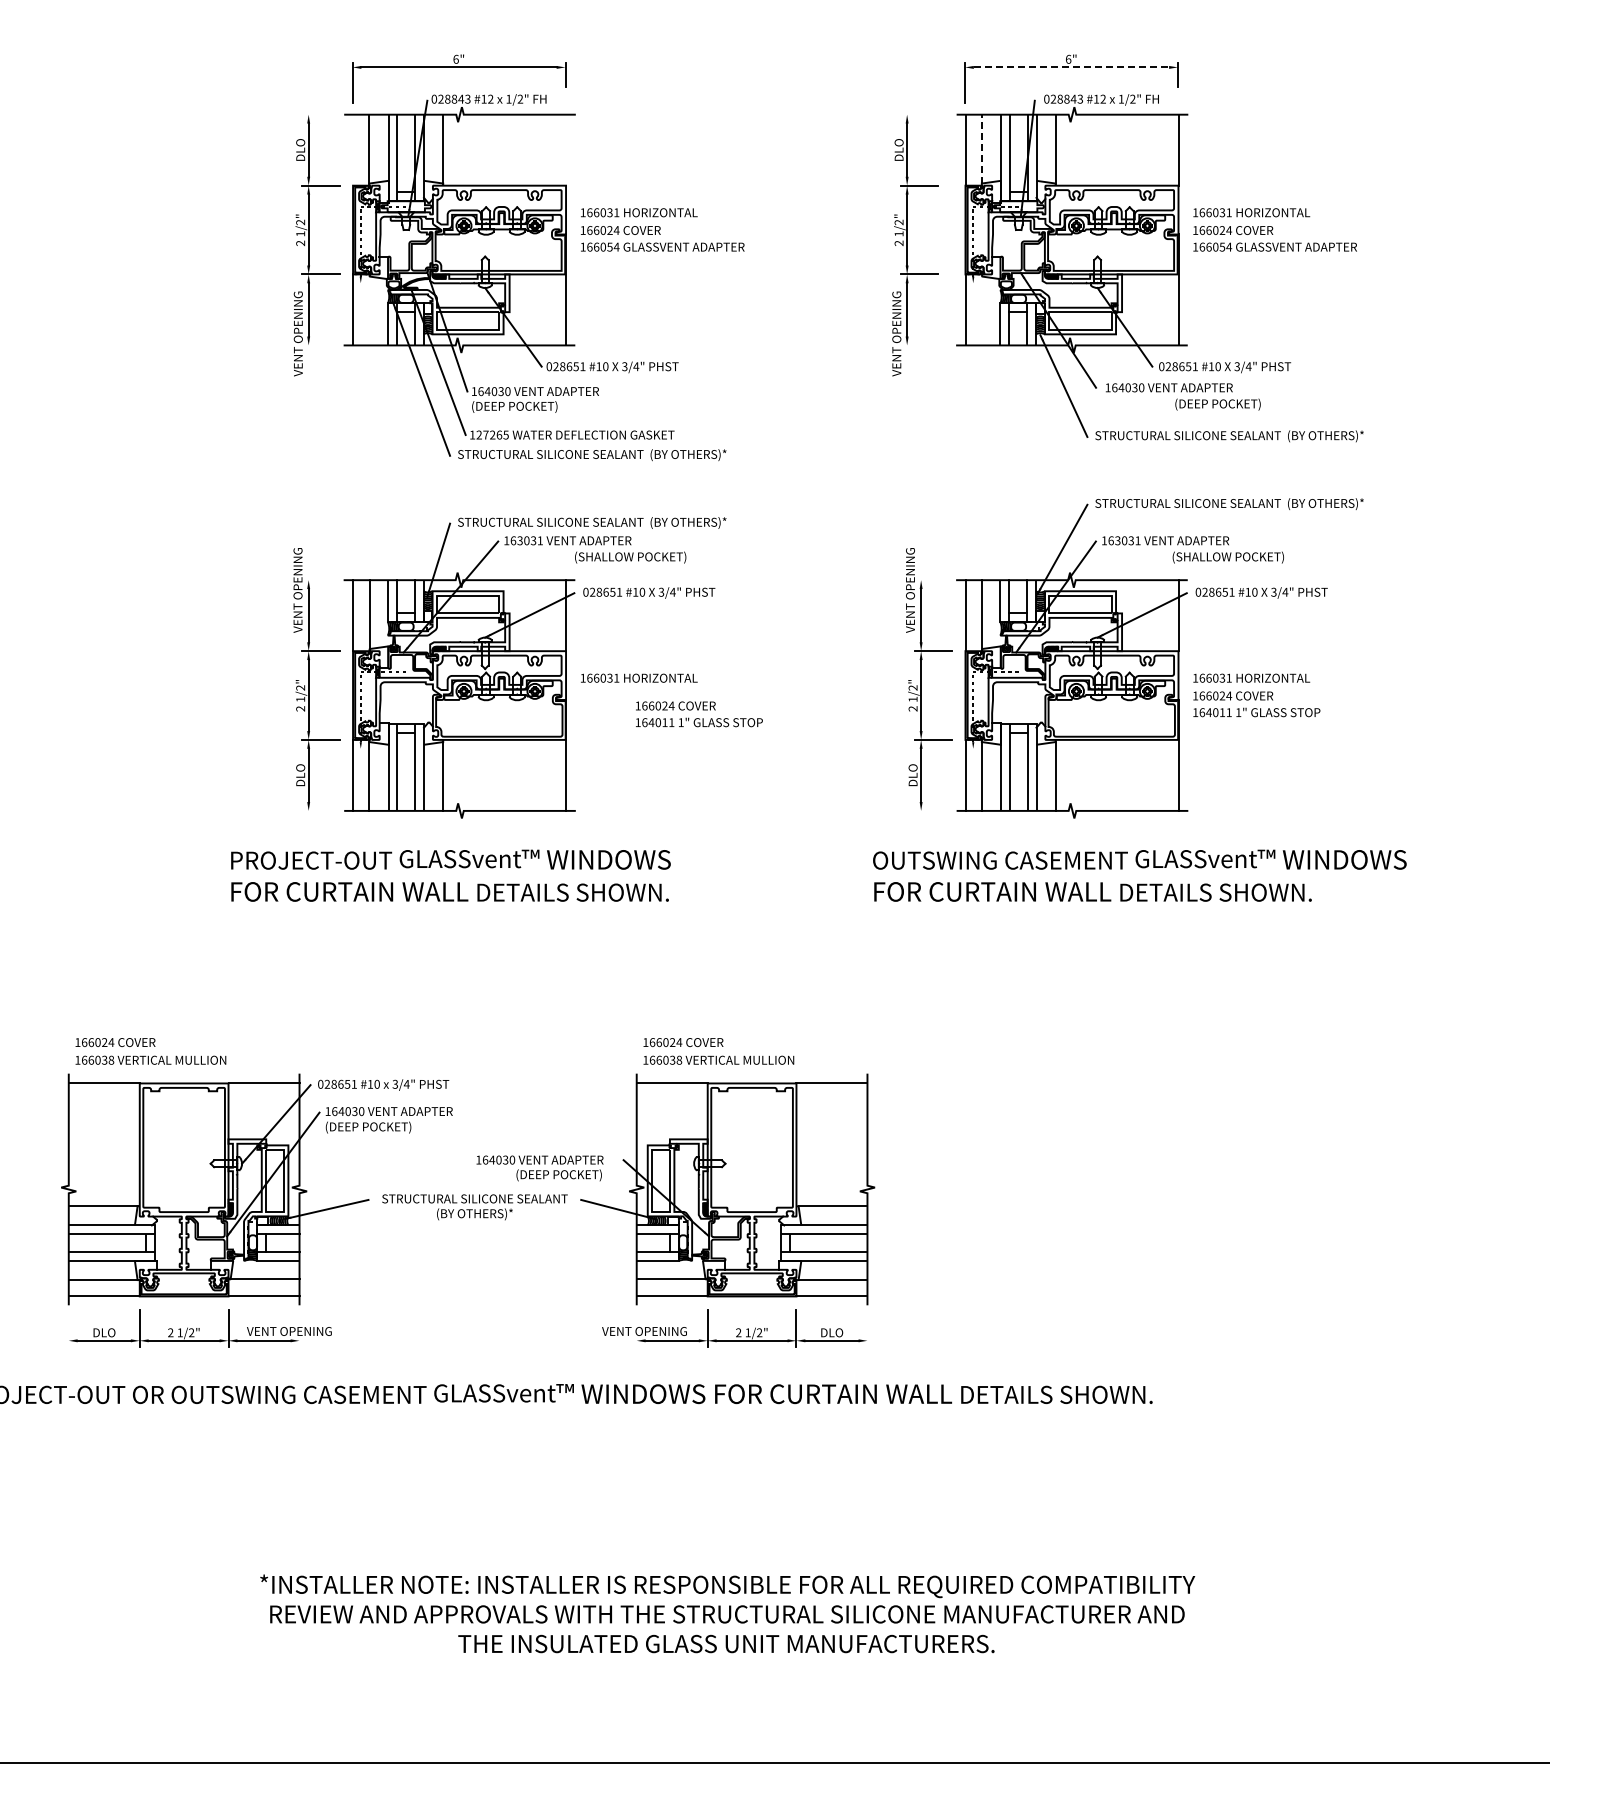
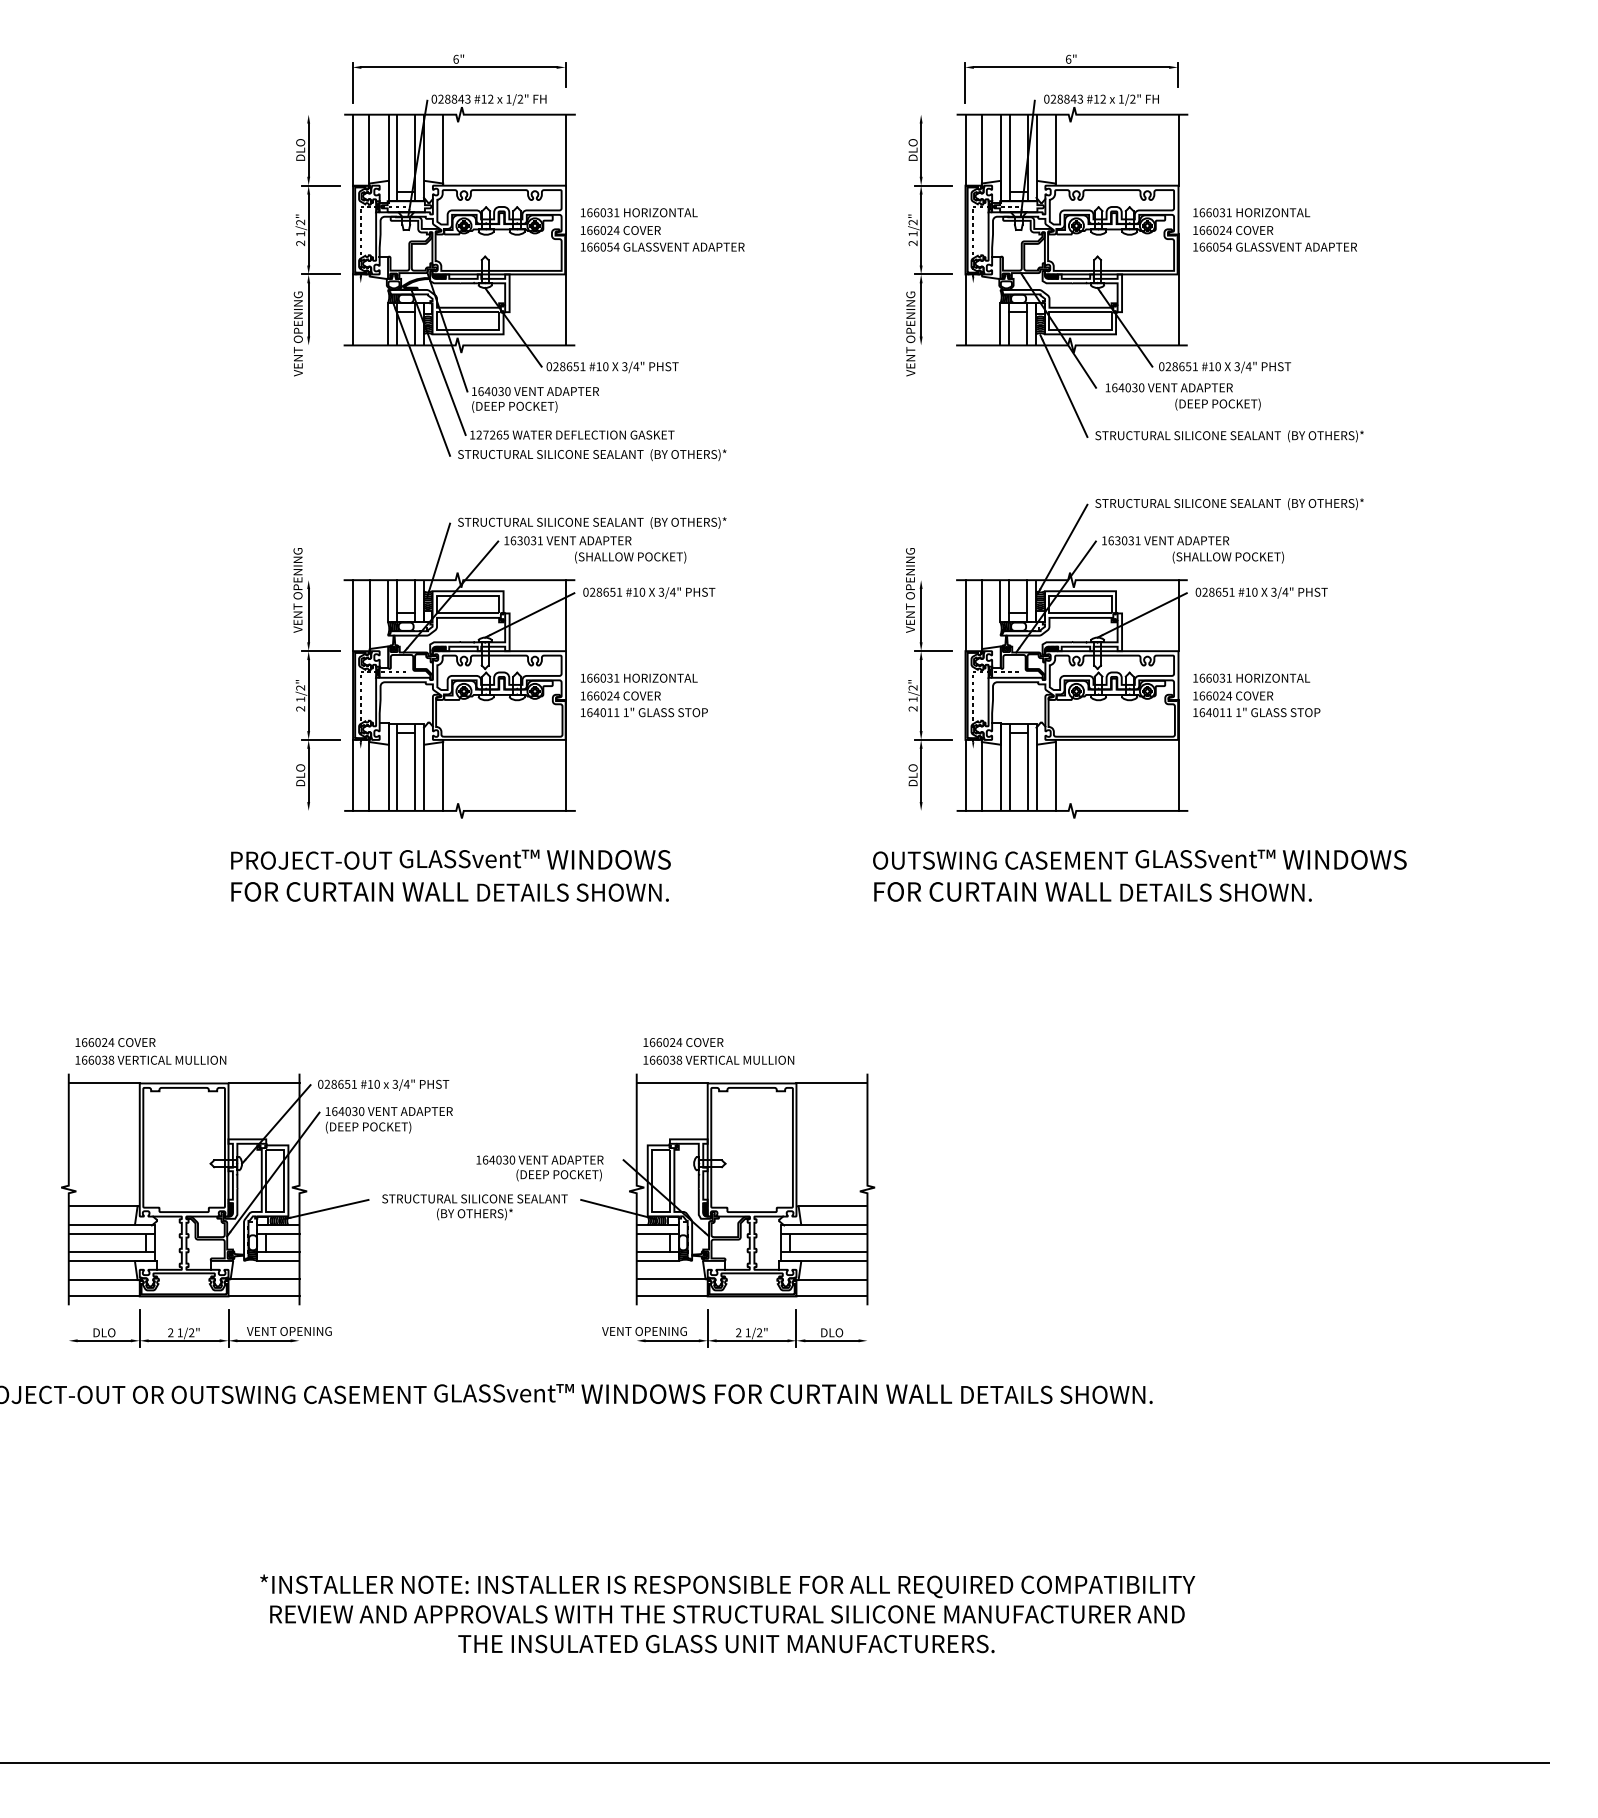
line: dashed -> solid (1071, 67)
line: dashed -> solid (981, 148)
line: none -> present (353, 149)
line: none -> present (566, 149)
part position: (907, 245) -> (921, 245) (921, 245)
text position: (699, 714) -> (644, 704) (644, 704)
